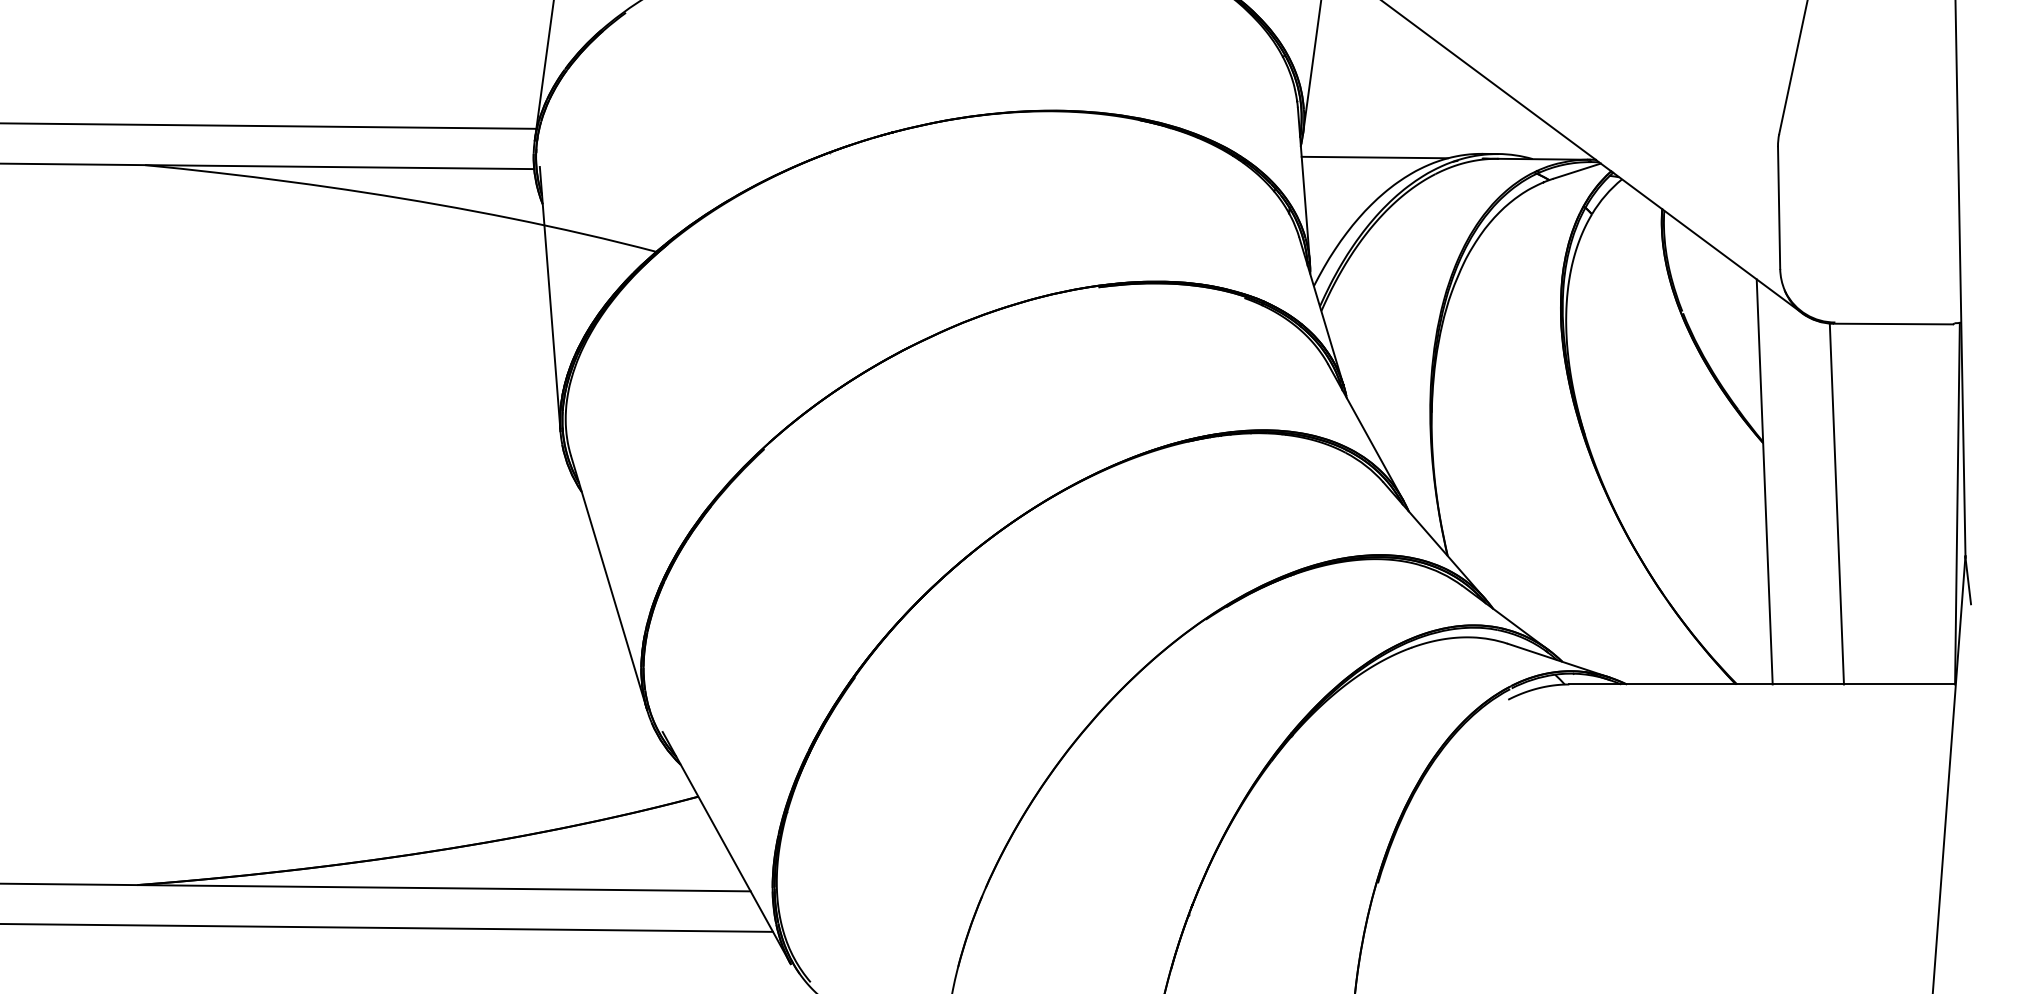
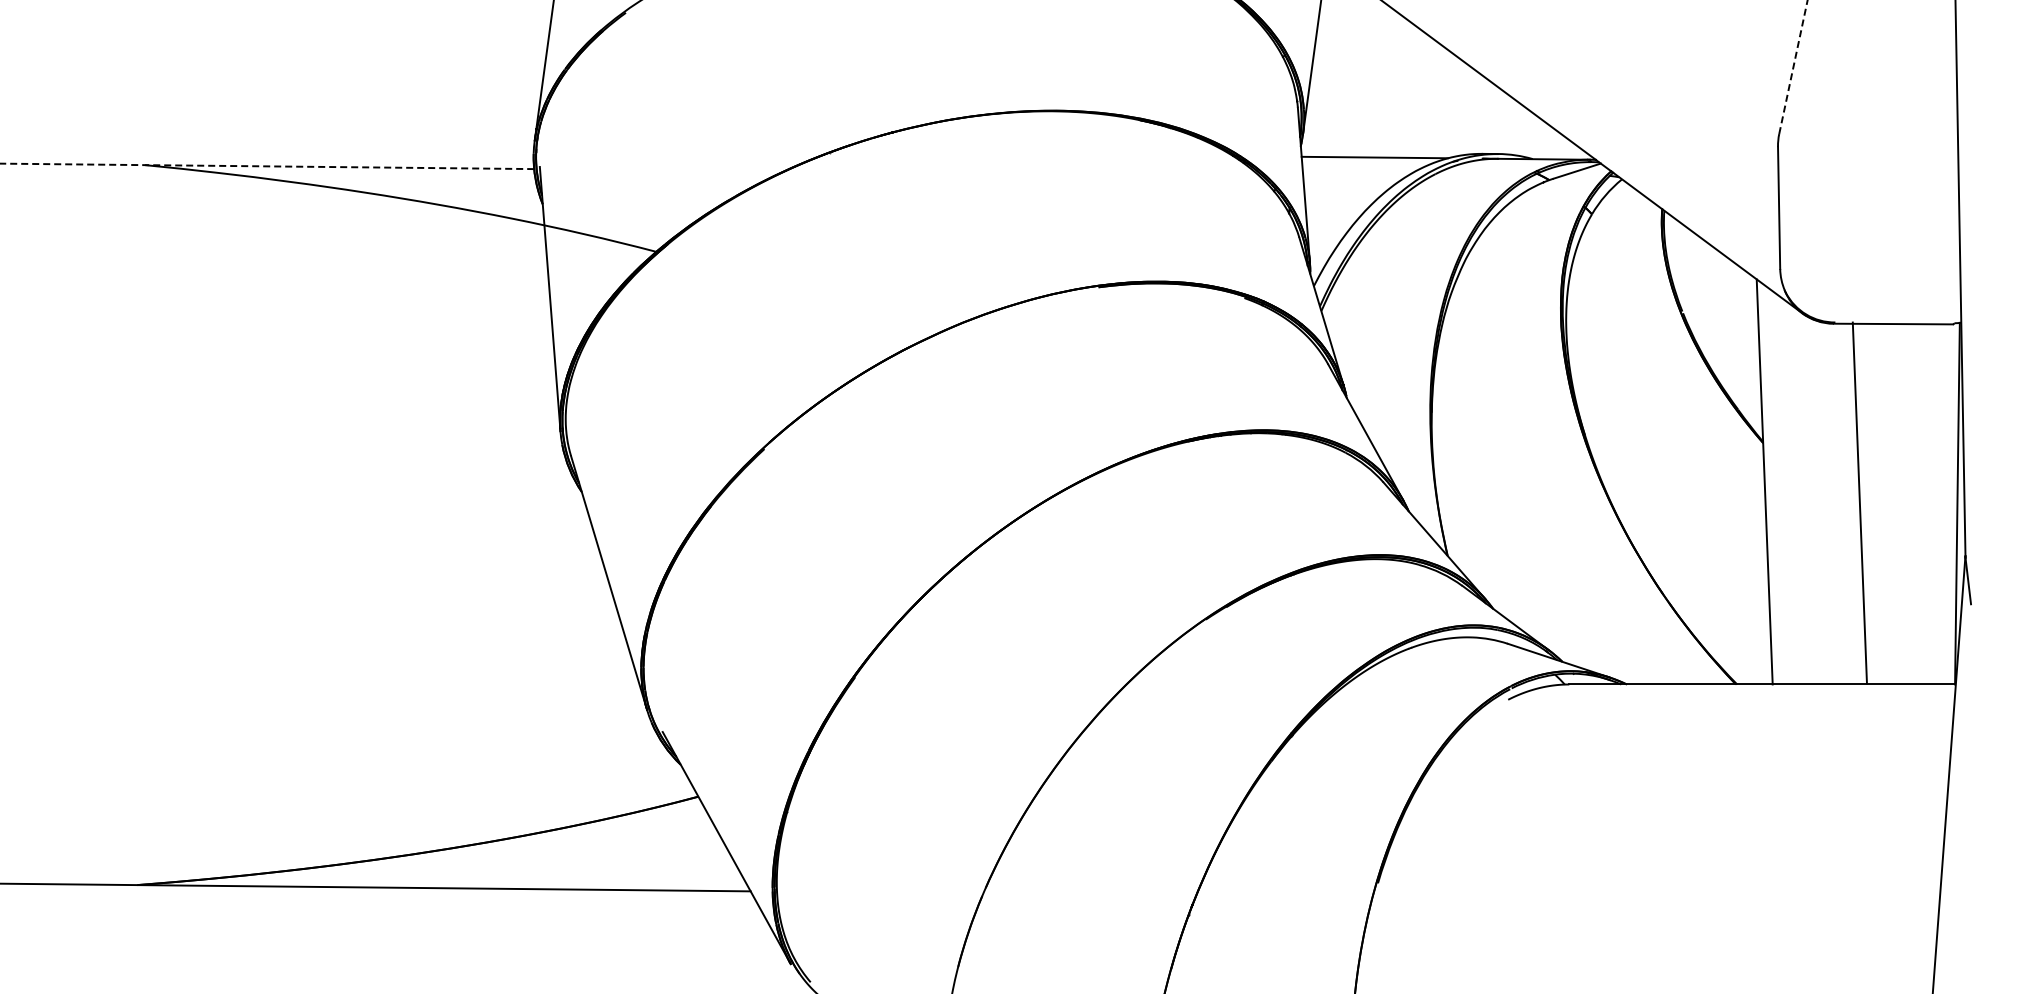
line: solid -> dashed (1793, 66)
line: present -> none (269, 125)
line: solid -> dashed (267, 166)
line position: (1836, 503) -> (1859, 502) (1859, 502)
line: present -> none (387, 927)
